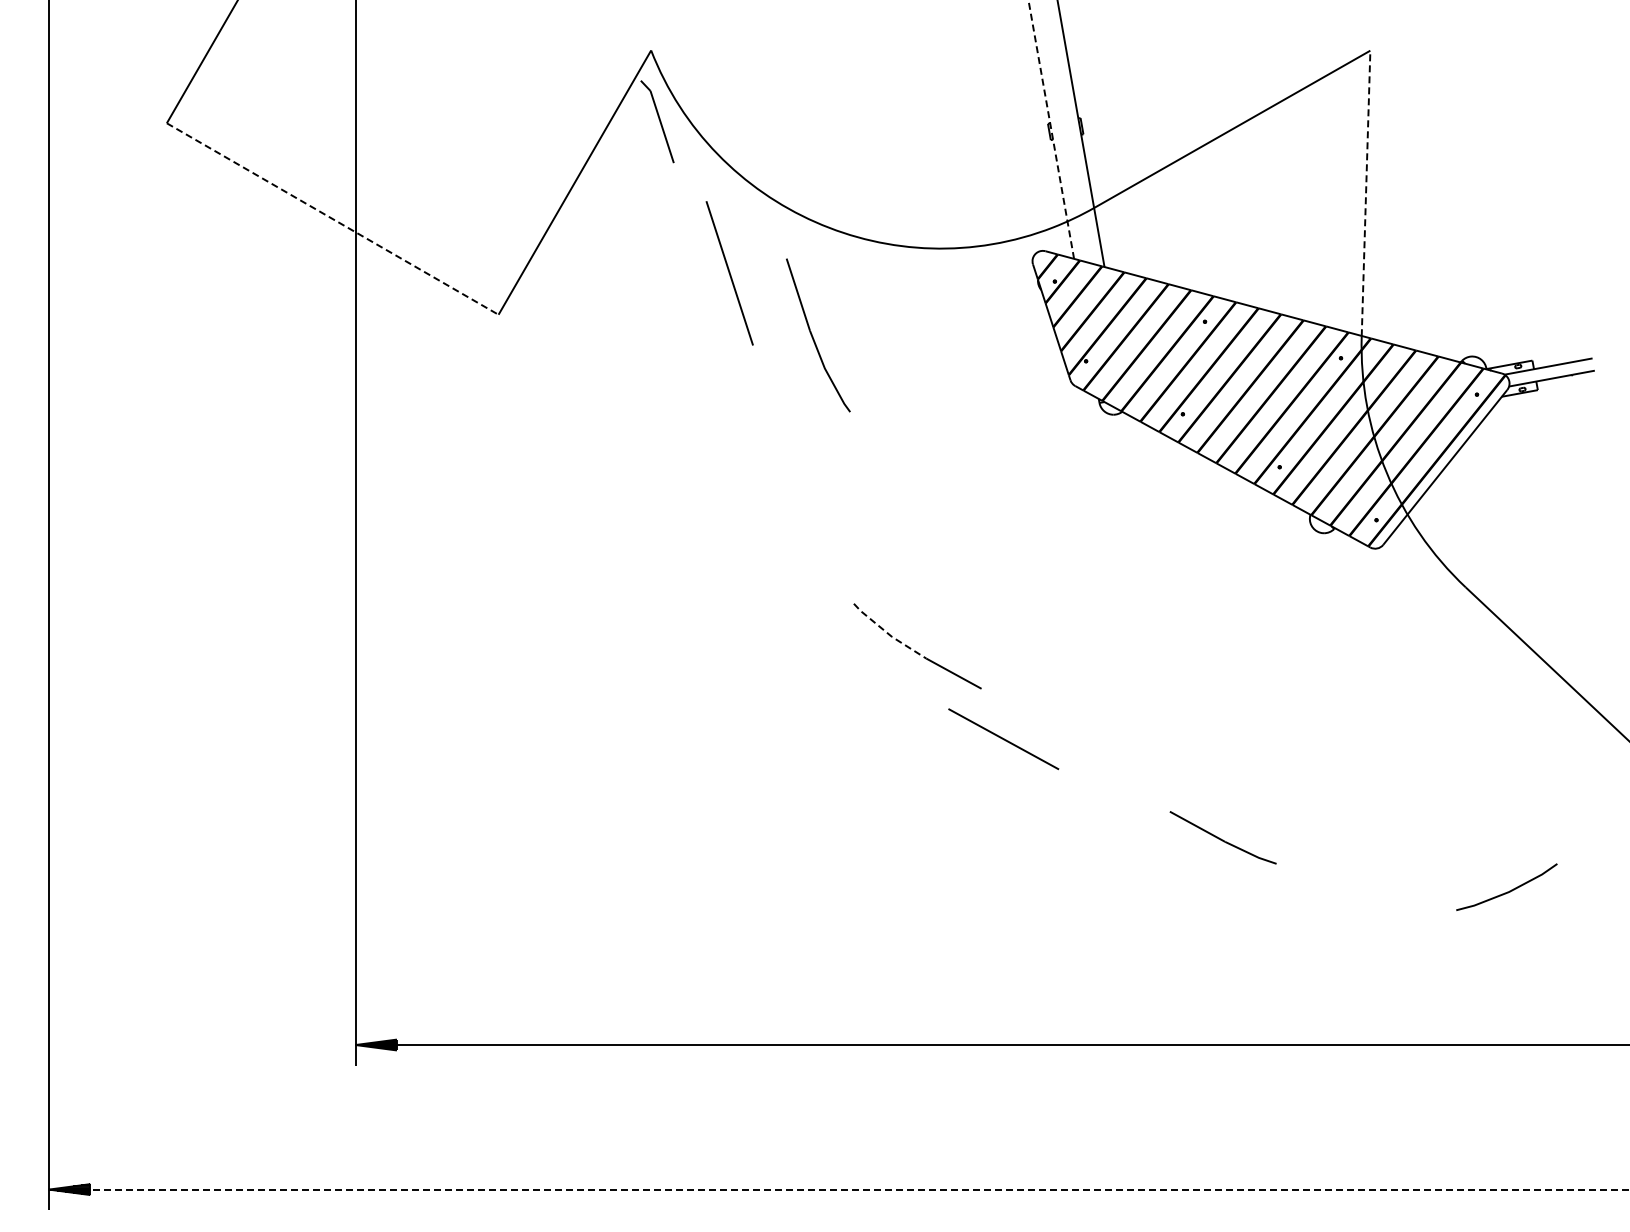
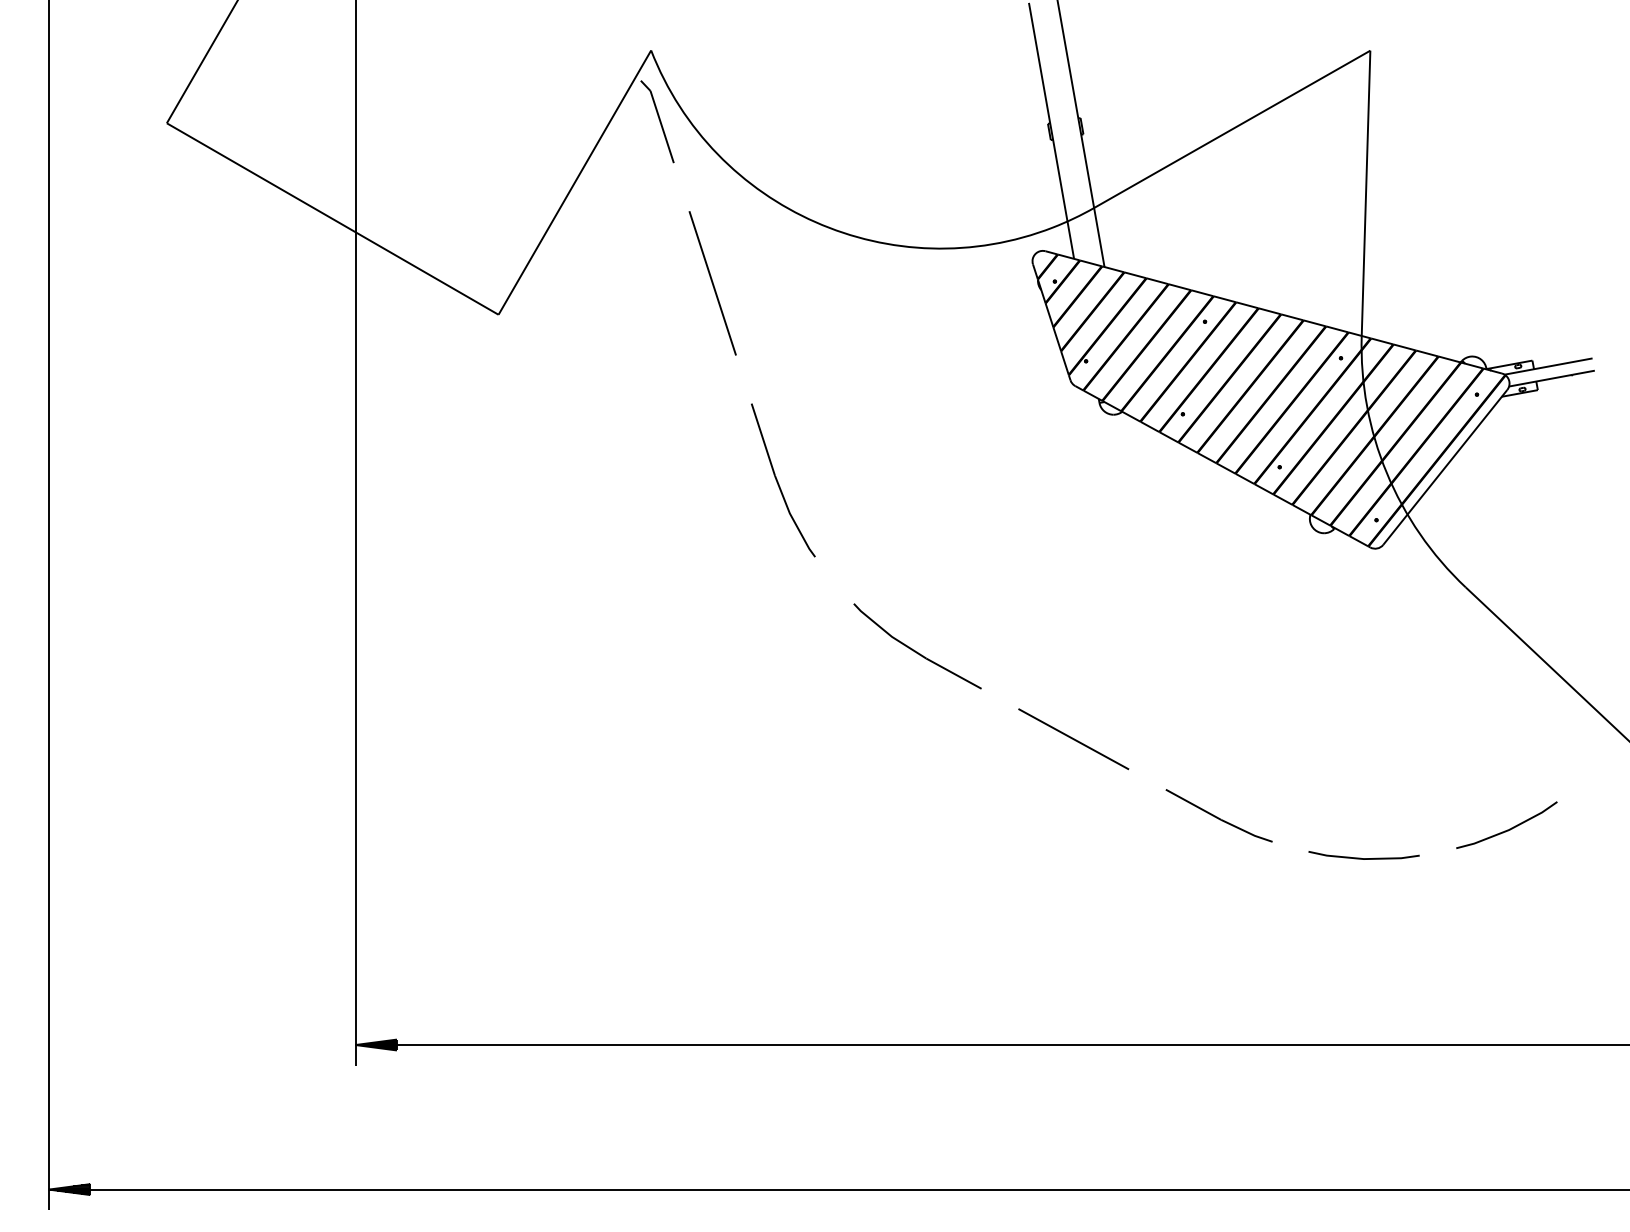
line: dashed -> solid (1051, 130)
line: dashed -> solid (1366, 193)
line: dashed -> solid (332, 219)
line position: (729, 273) -> (712, 283) (712, 283)
part position: (818, 335) -> (783, 480) (783, 480)
line: dashed -> solid (888, 633)
line position: (1003, 739) -> (1073, 739) (1073, 739)
part position: (1222, 837) -> (1218, 815) (1218, 815)
line: none -> present (1363, 858)
line position: (1509, 890) -> (1509, 828) (1509, 828)
line: dashed -> solid (839, 1189)
